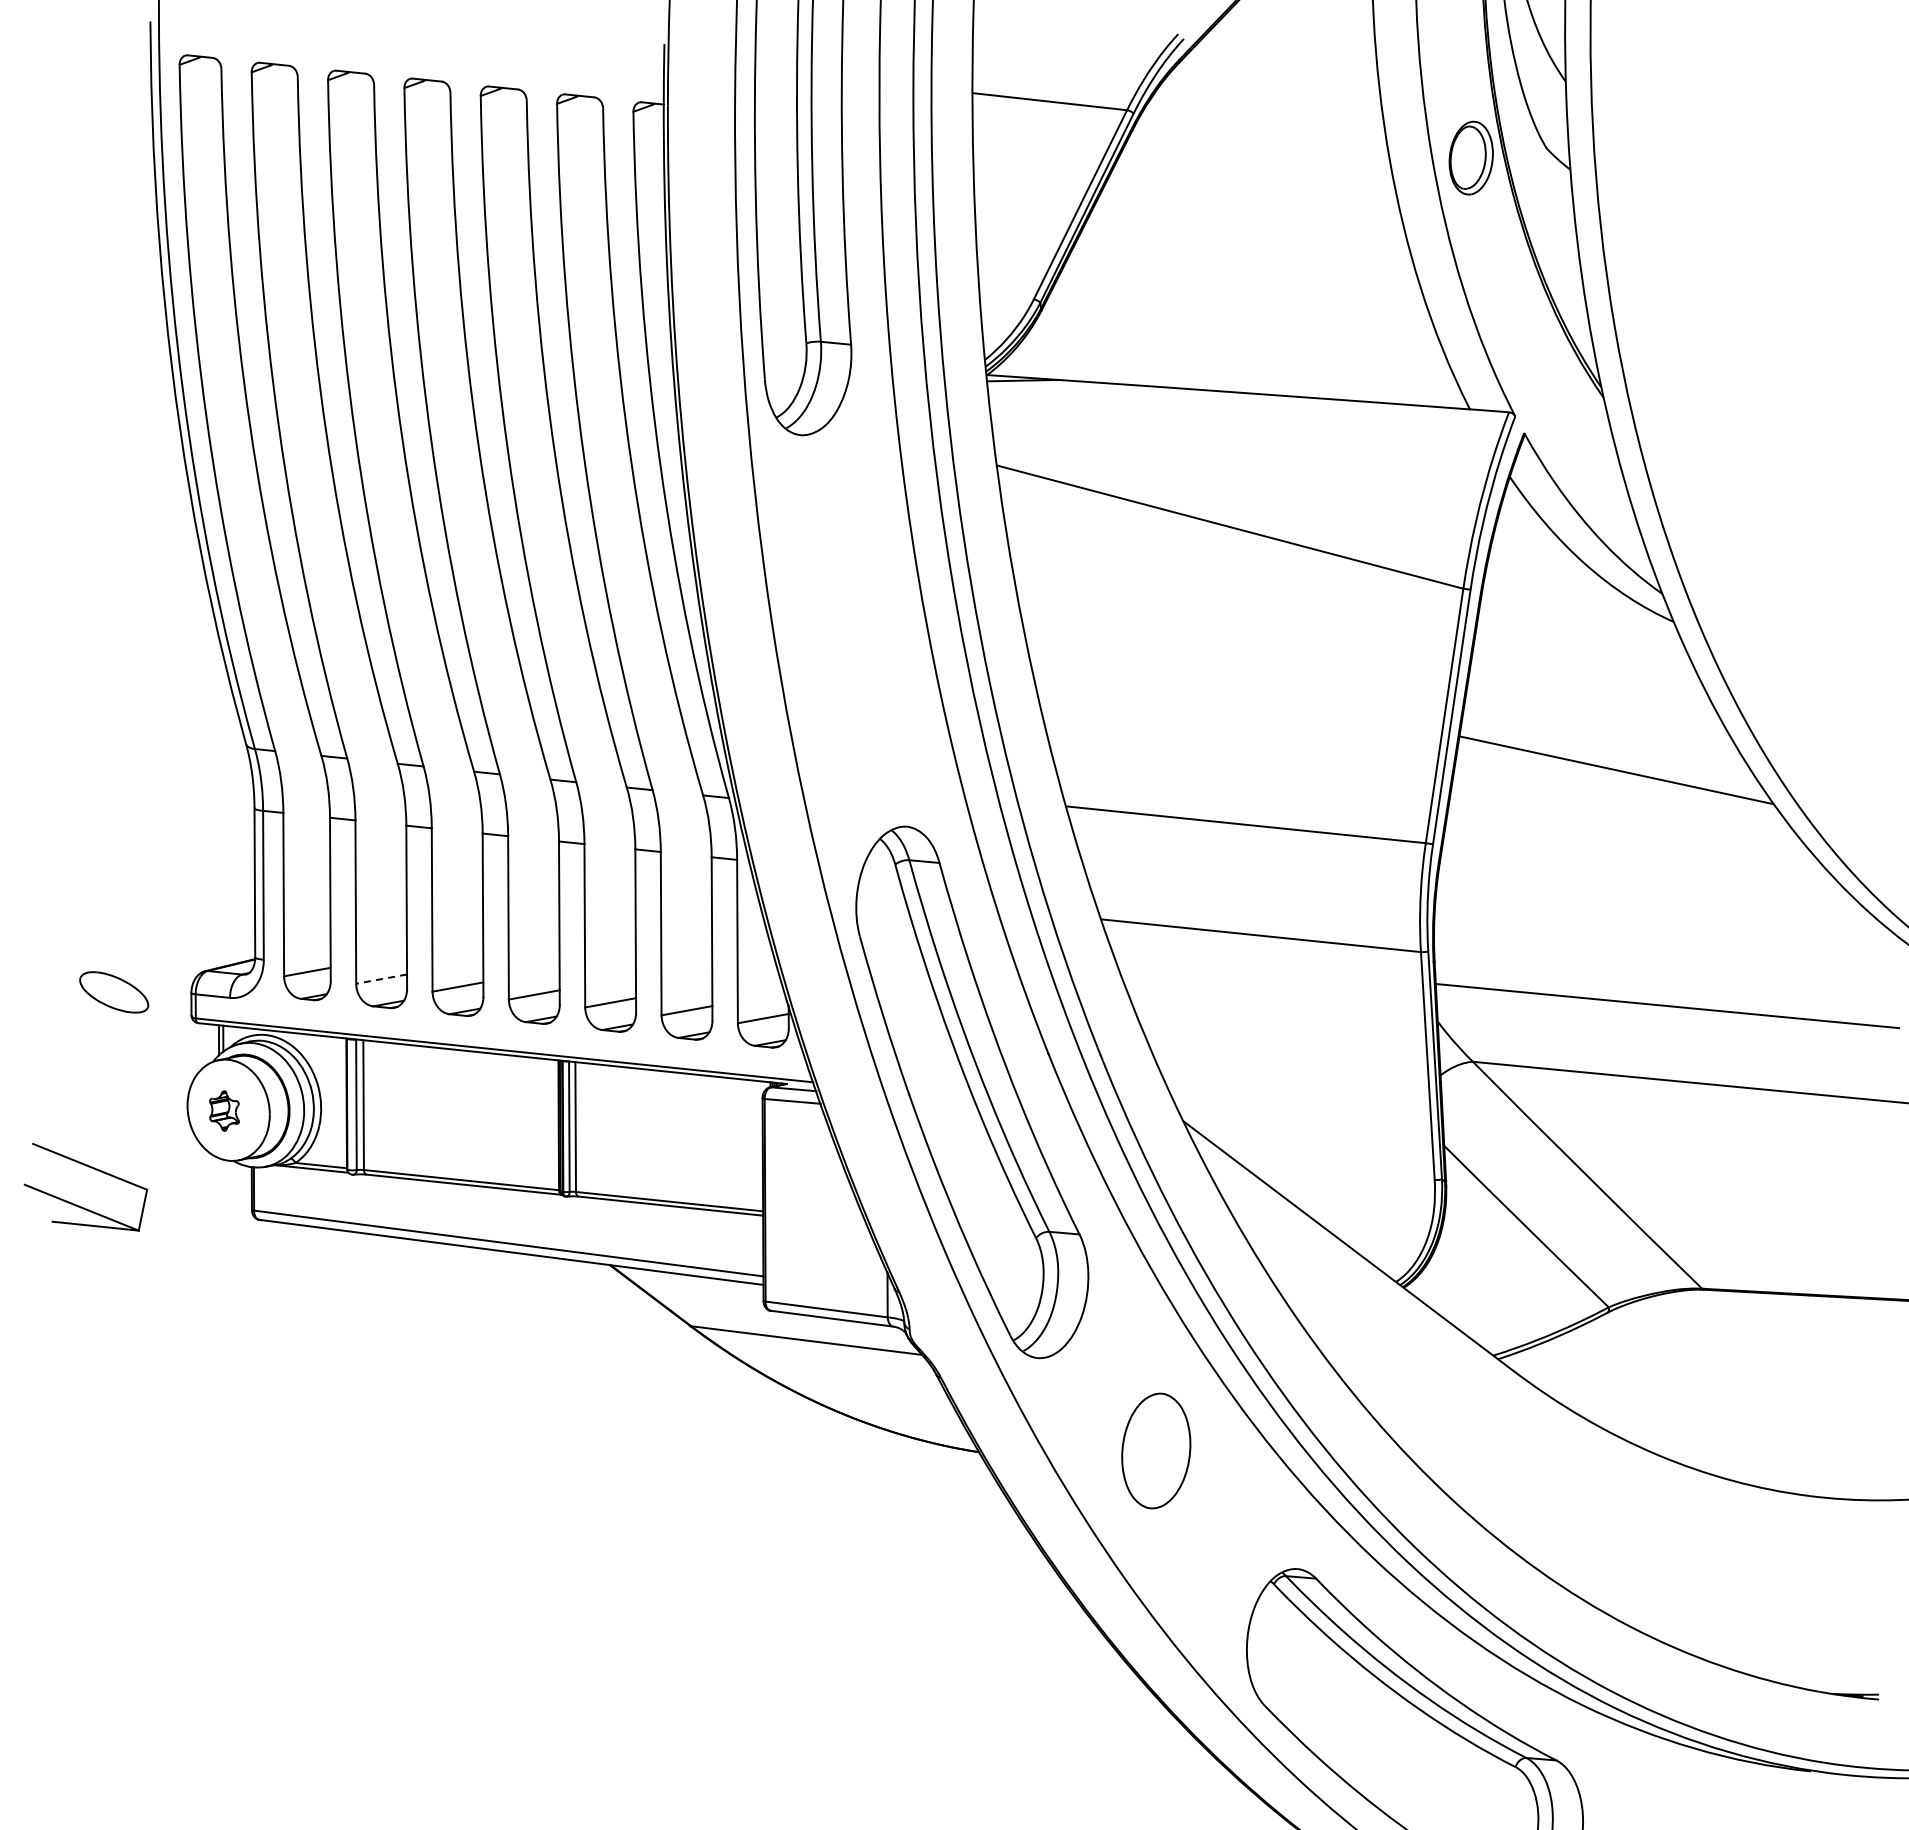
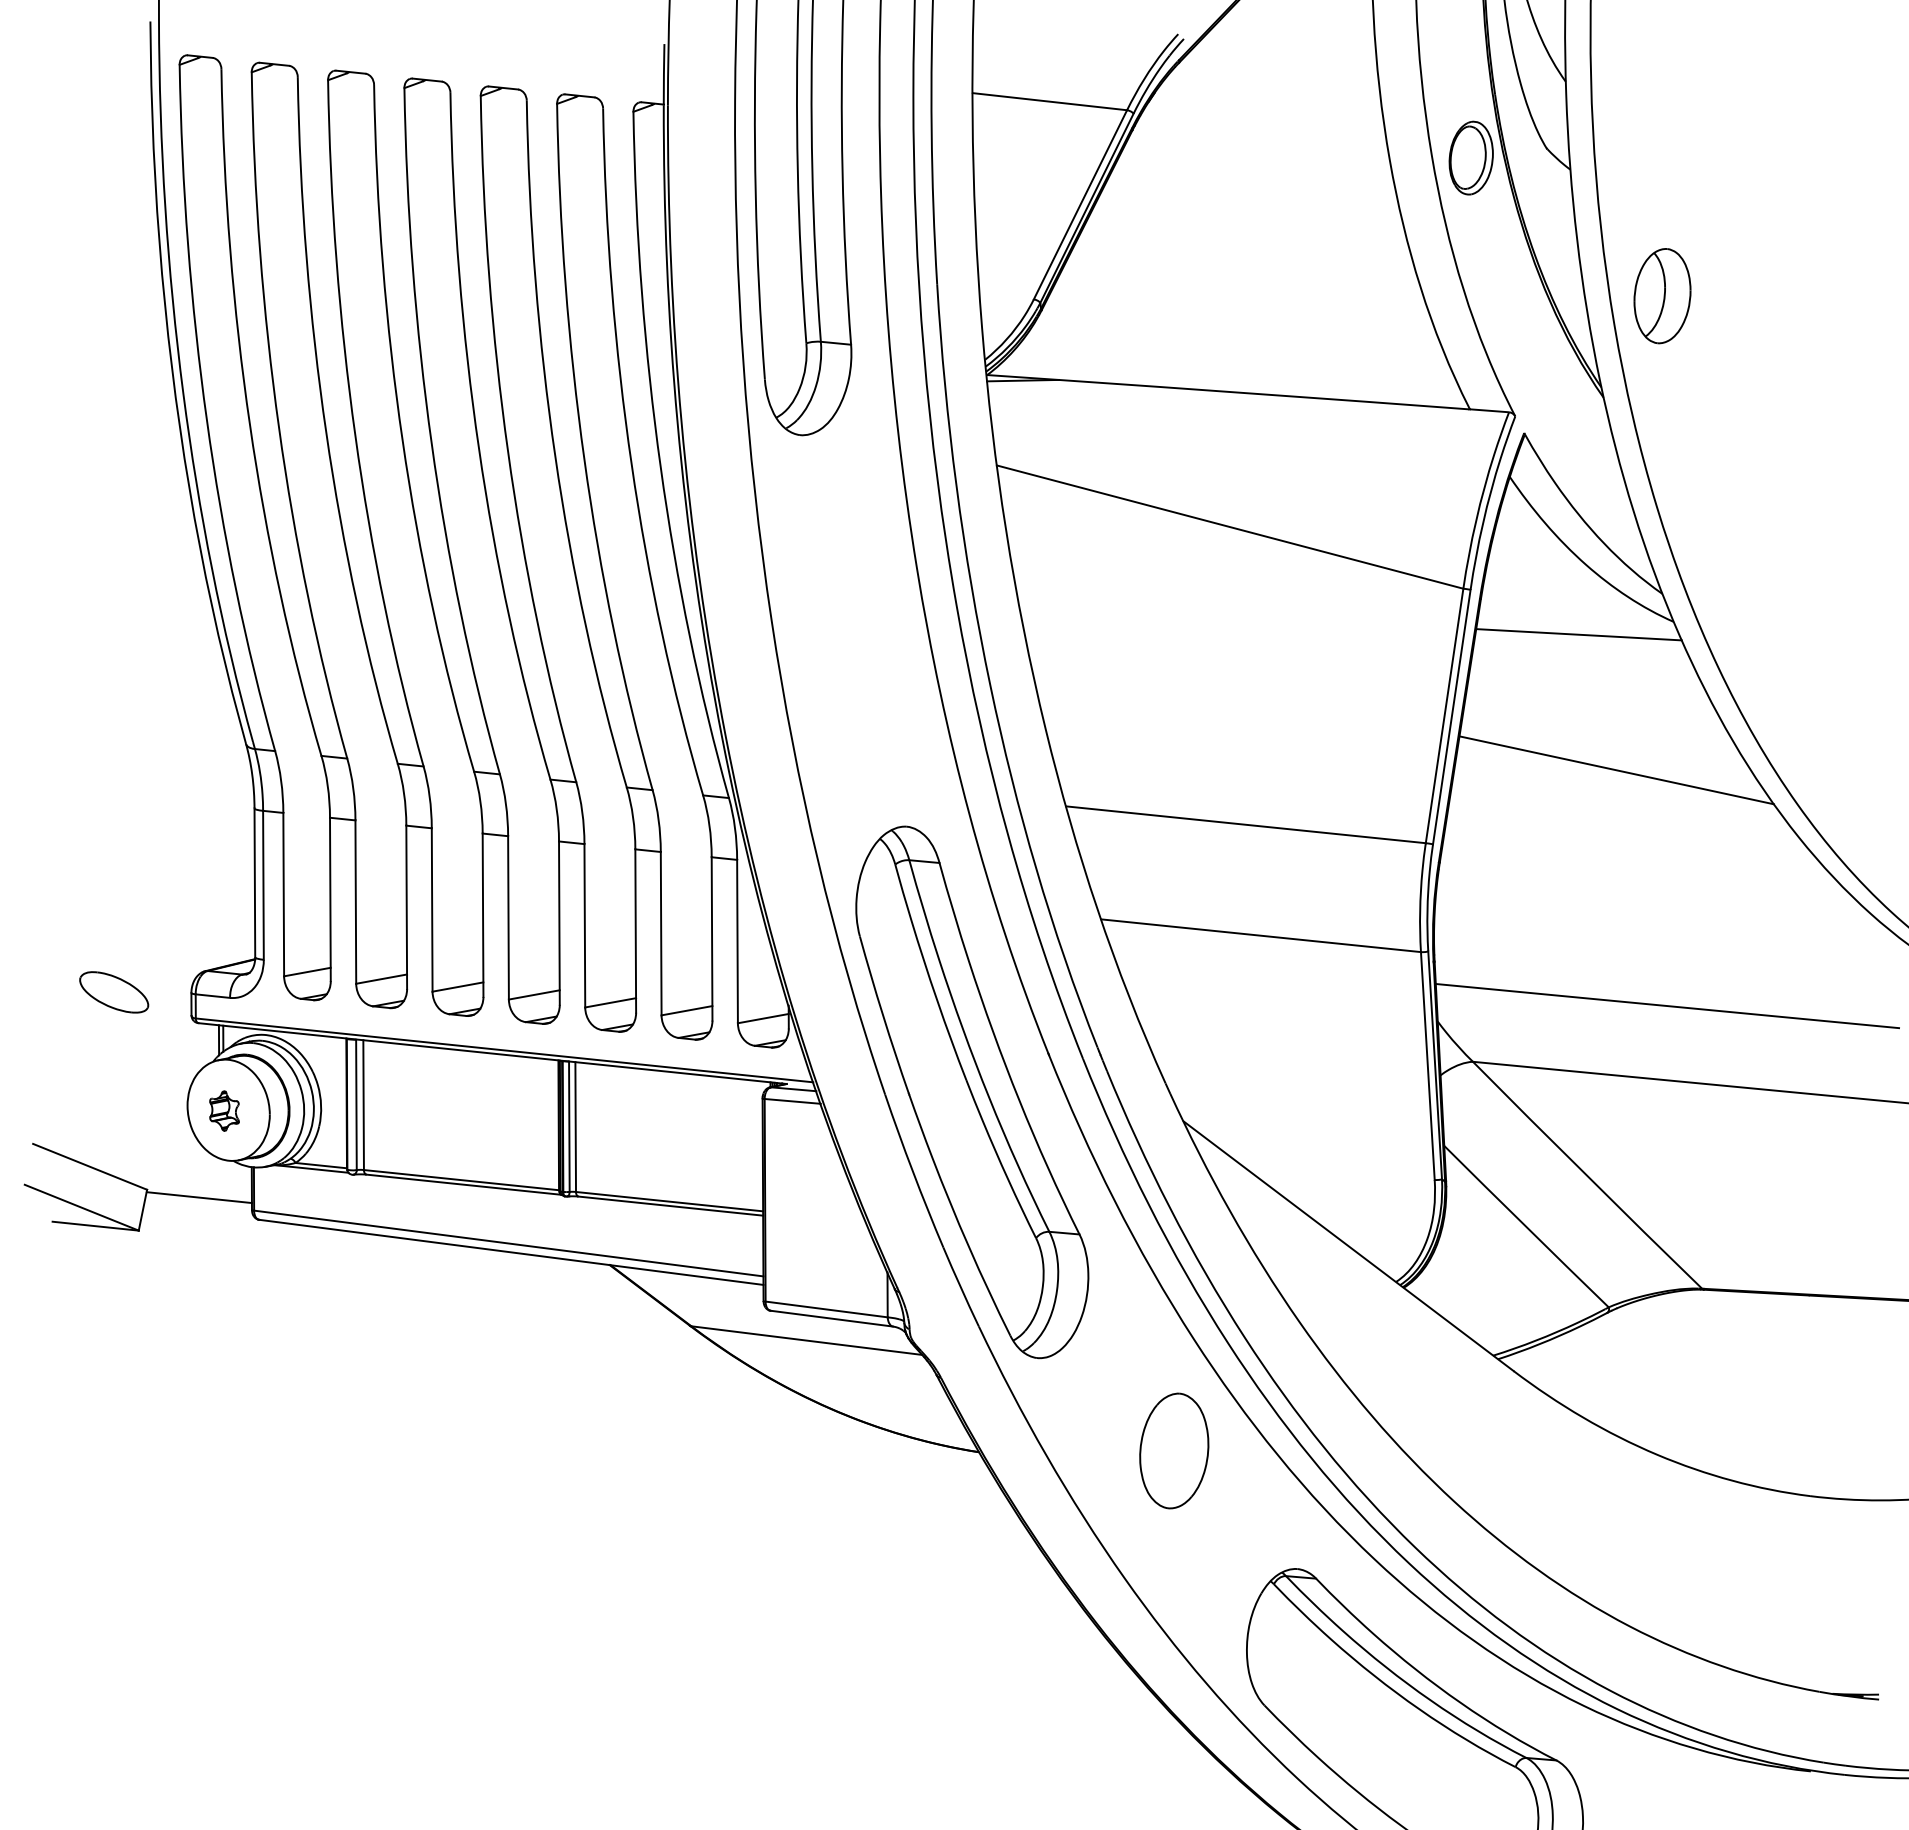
part: none -> present (1662, 296)
line: none -> present (1578, 634)
line: dashed -> solid (381, 979)
line: none -> present (198, 1197)
part position: (1156, 1450) -> (1174, 1450) (1174, 1450)
